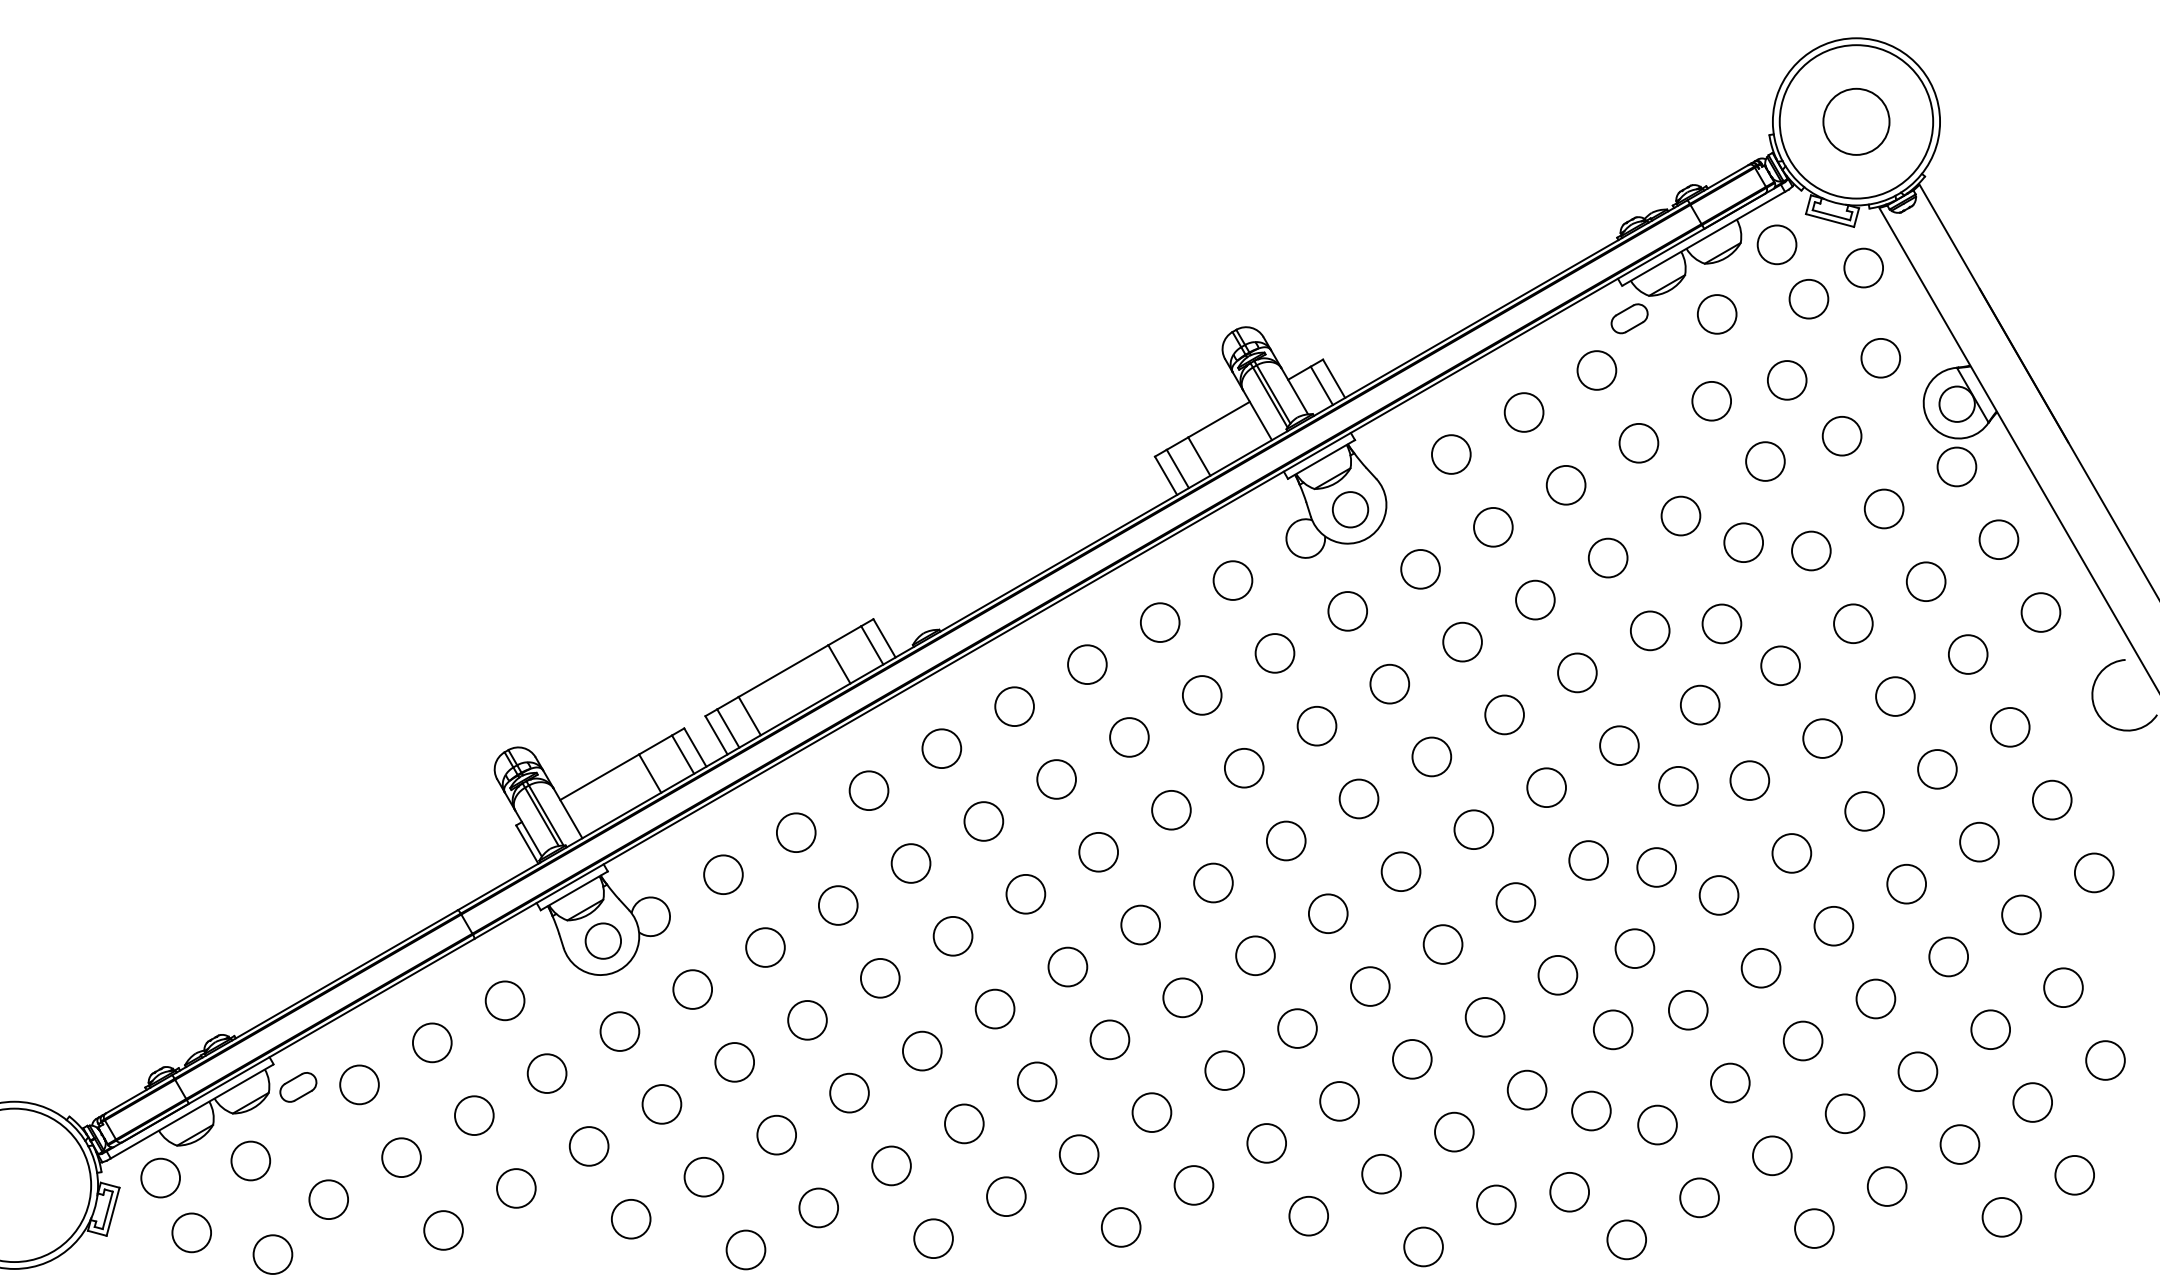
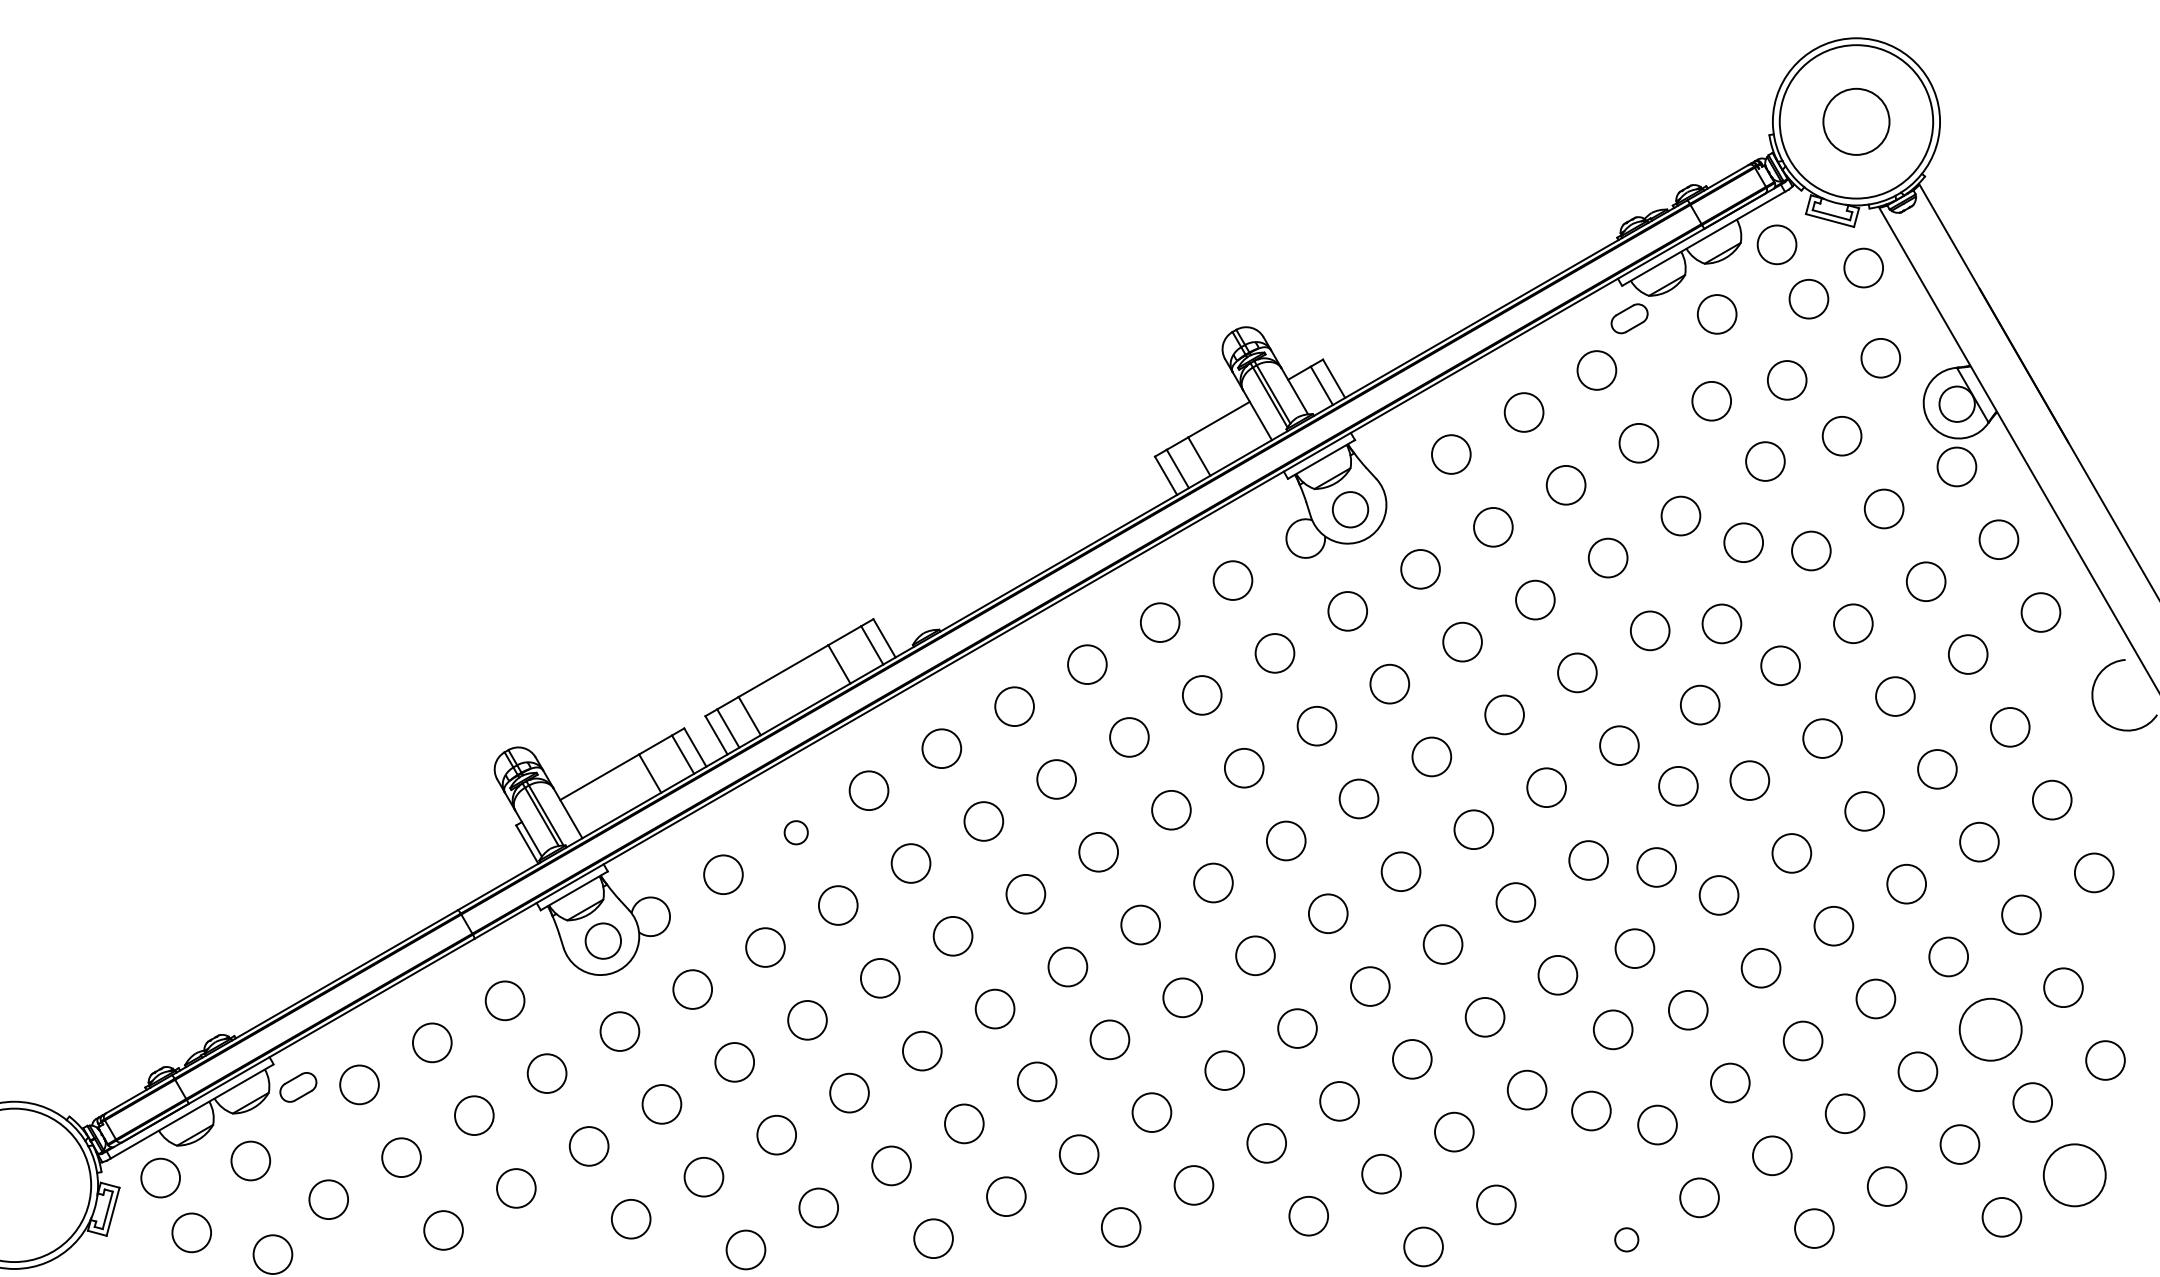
circle diameter: 39 px -> 23 px (795, 832)
circle diameter: 39 px -> 62 px (1990, 1029)
circle diameter: 39 px -> 62 px (2074, 1175)
circle: present -> none (1569, 1192)
circle diameter: 39 px -> 23 px (1626, 1239)
